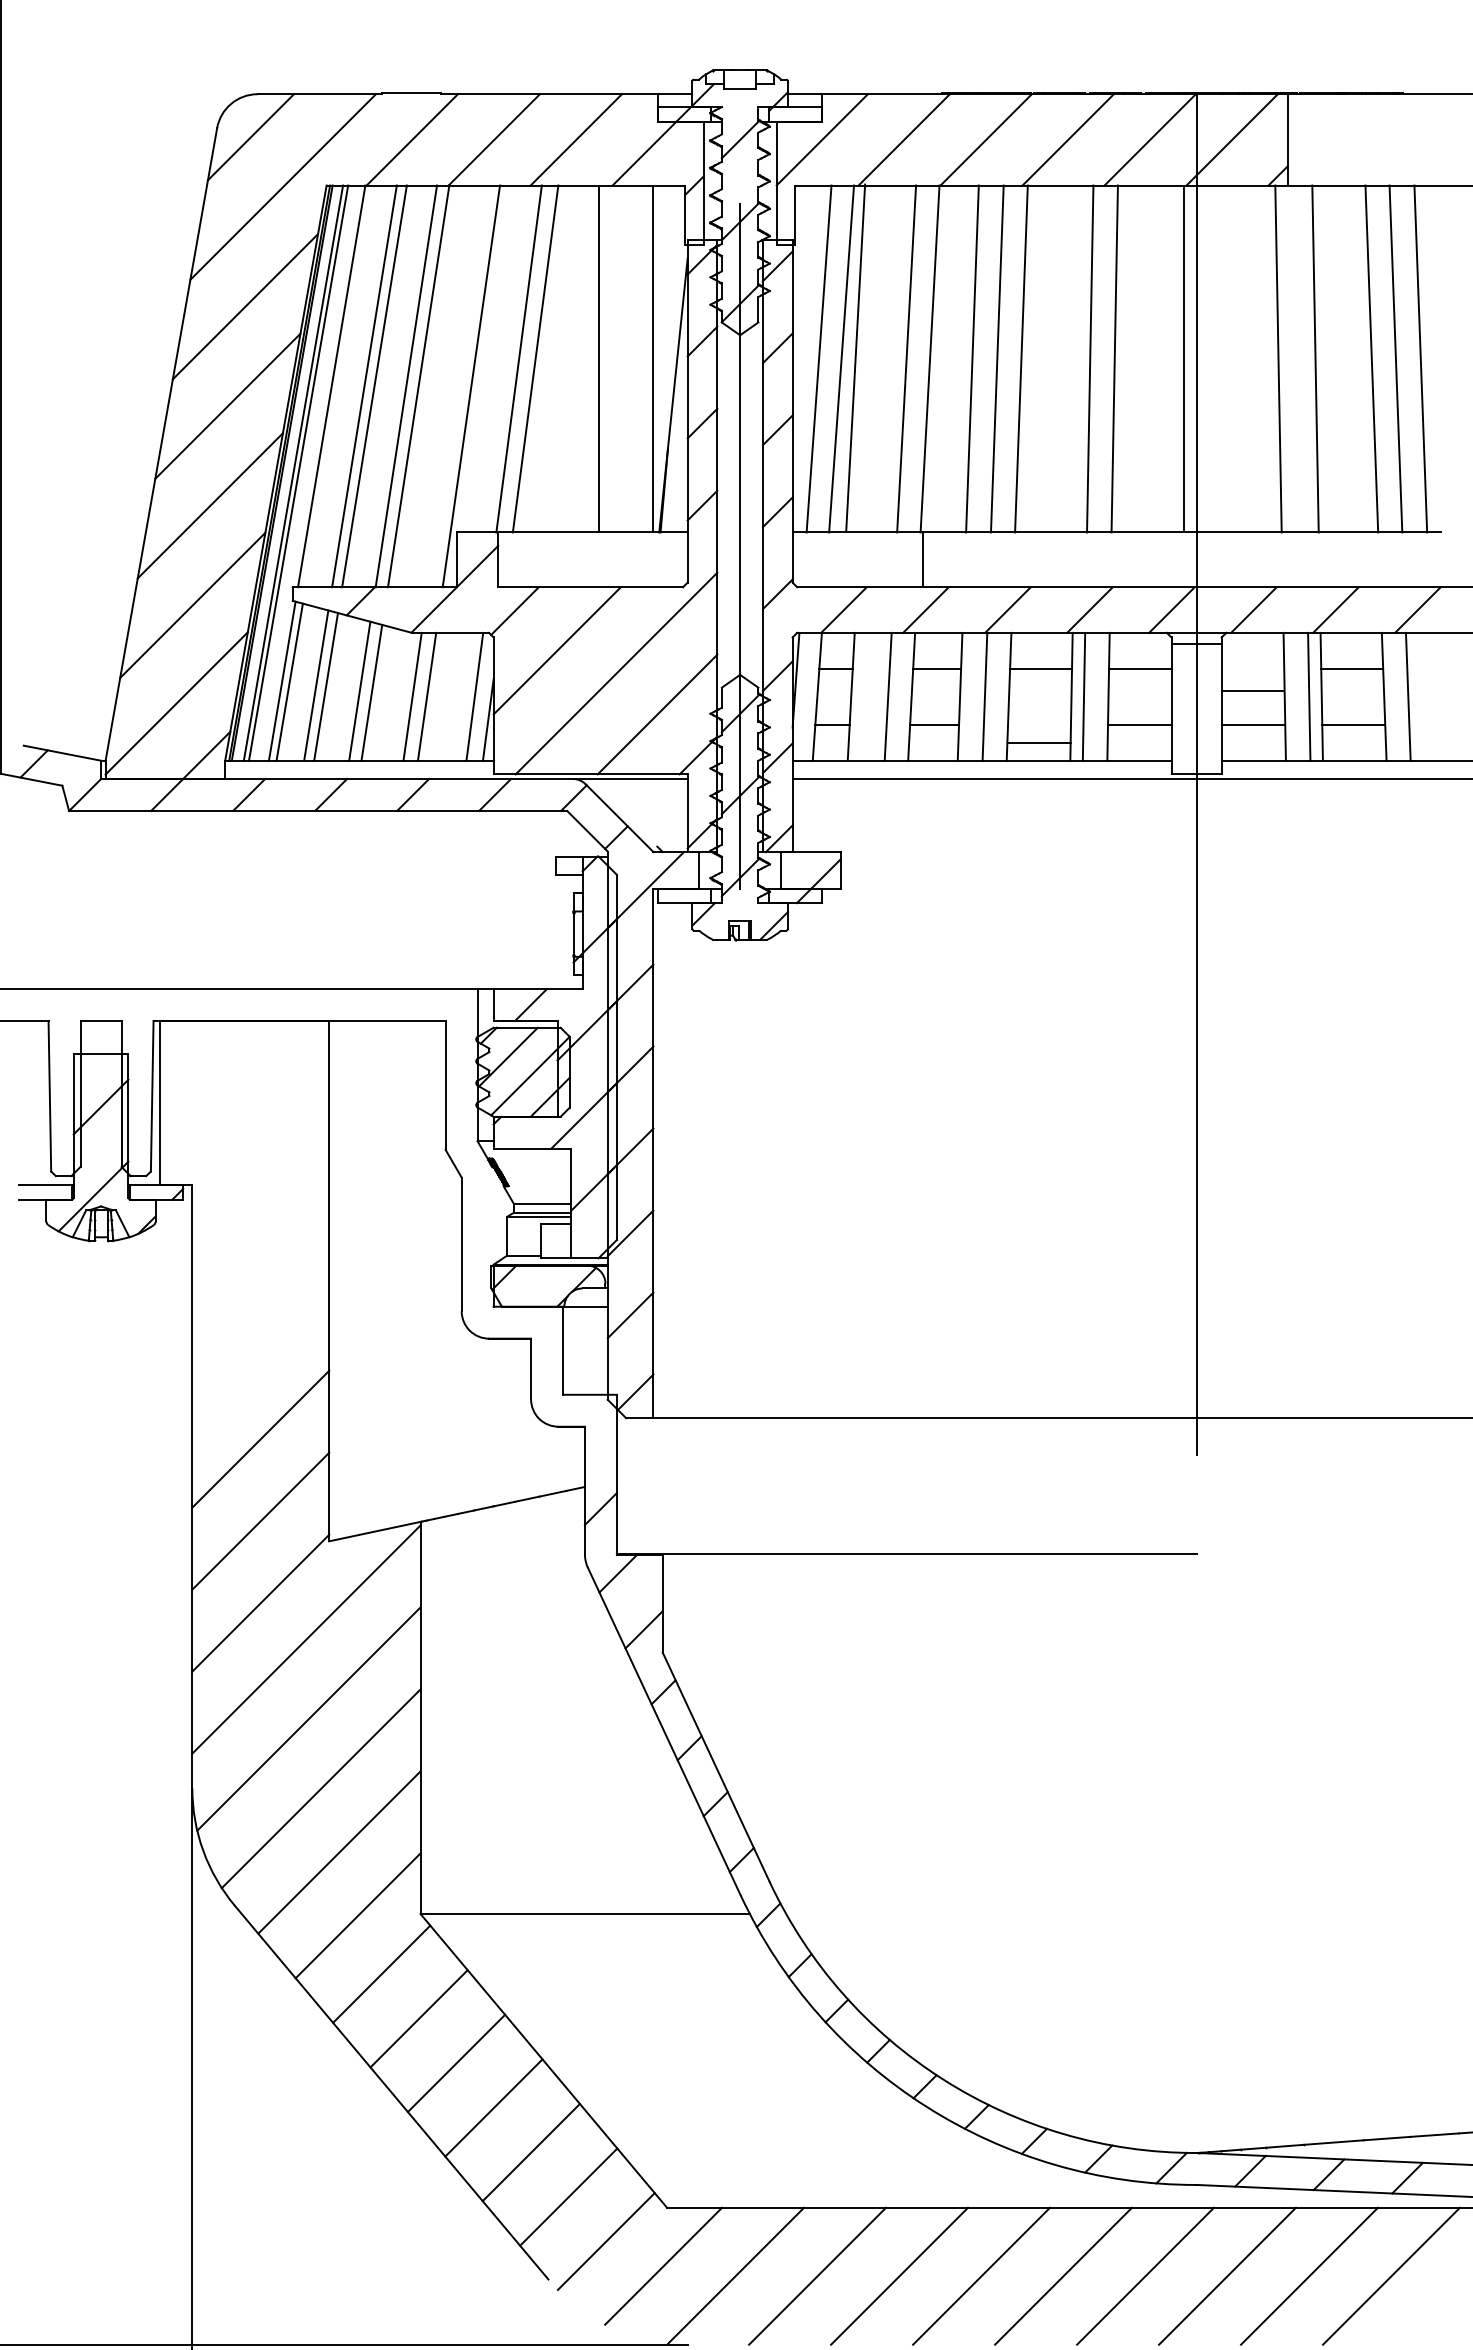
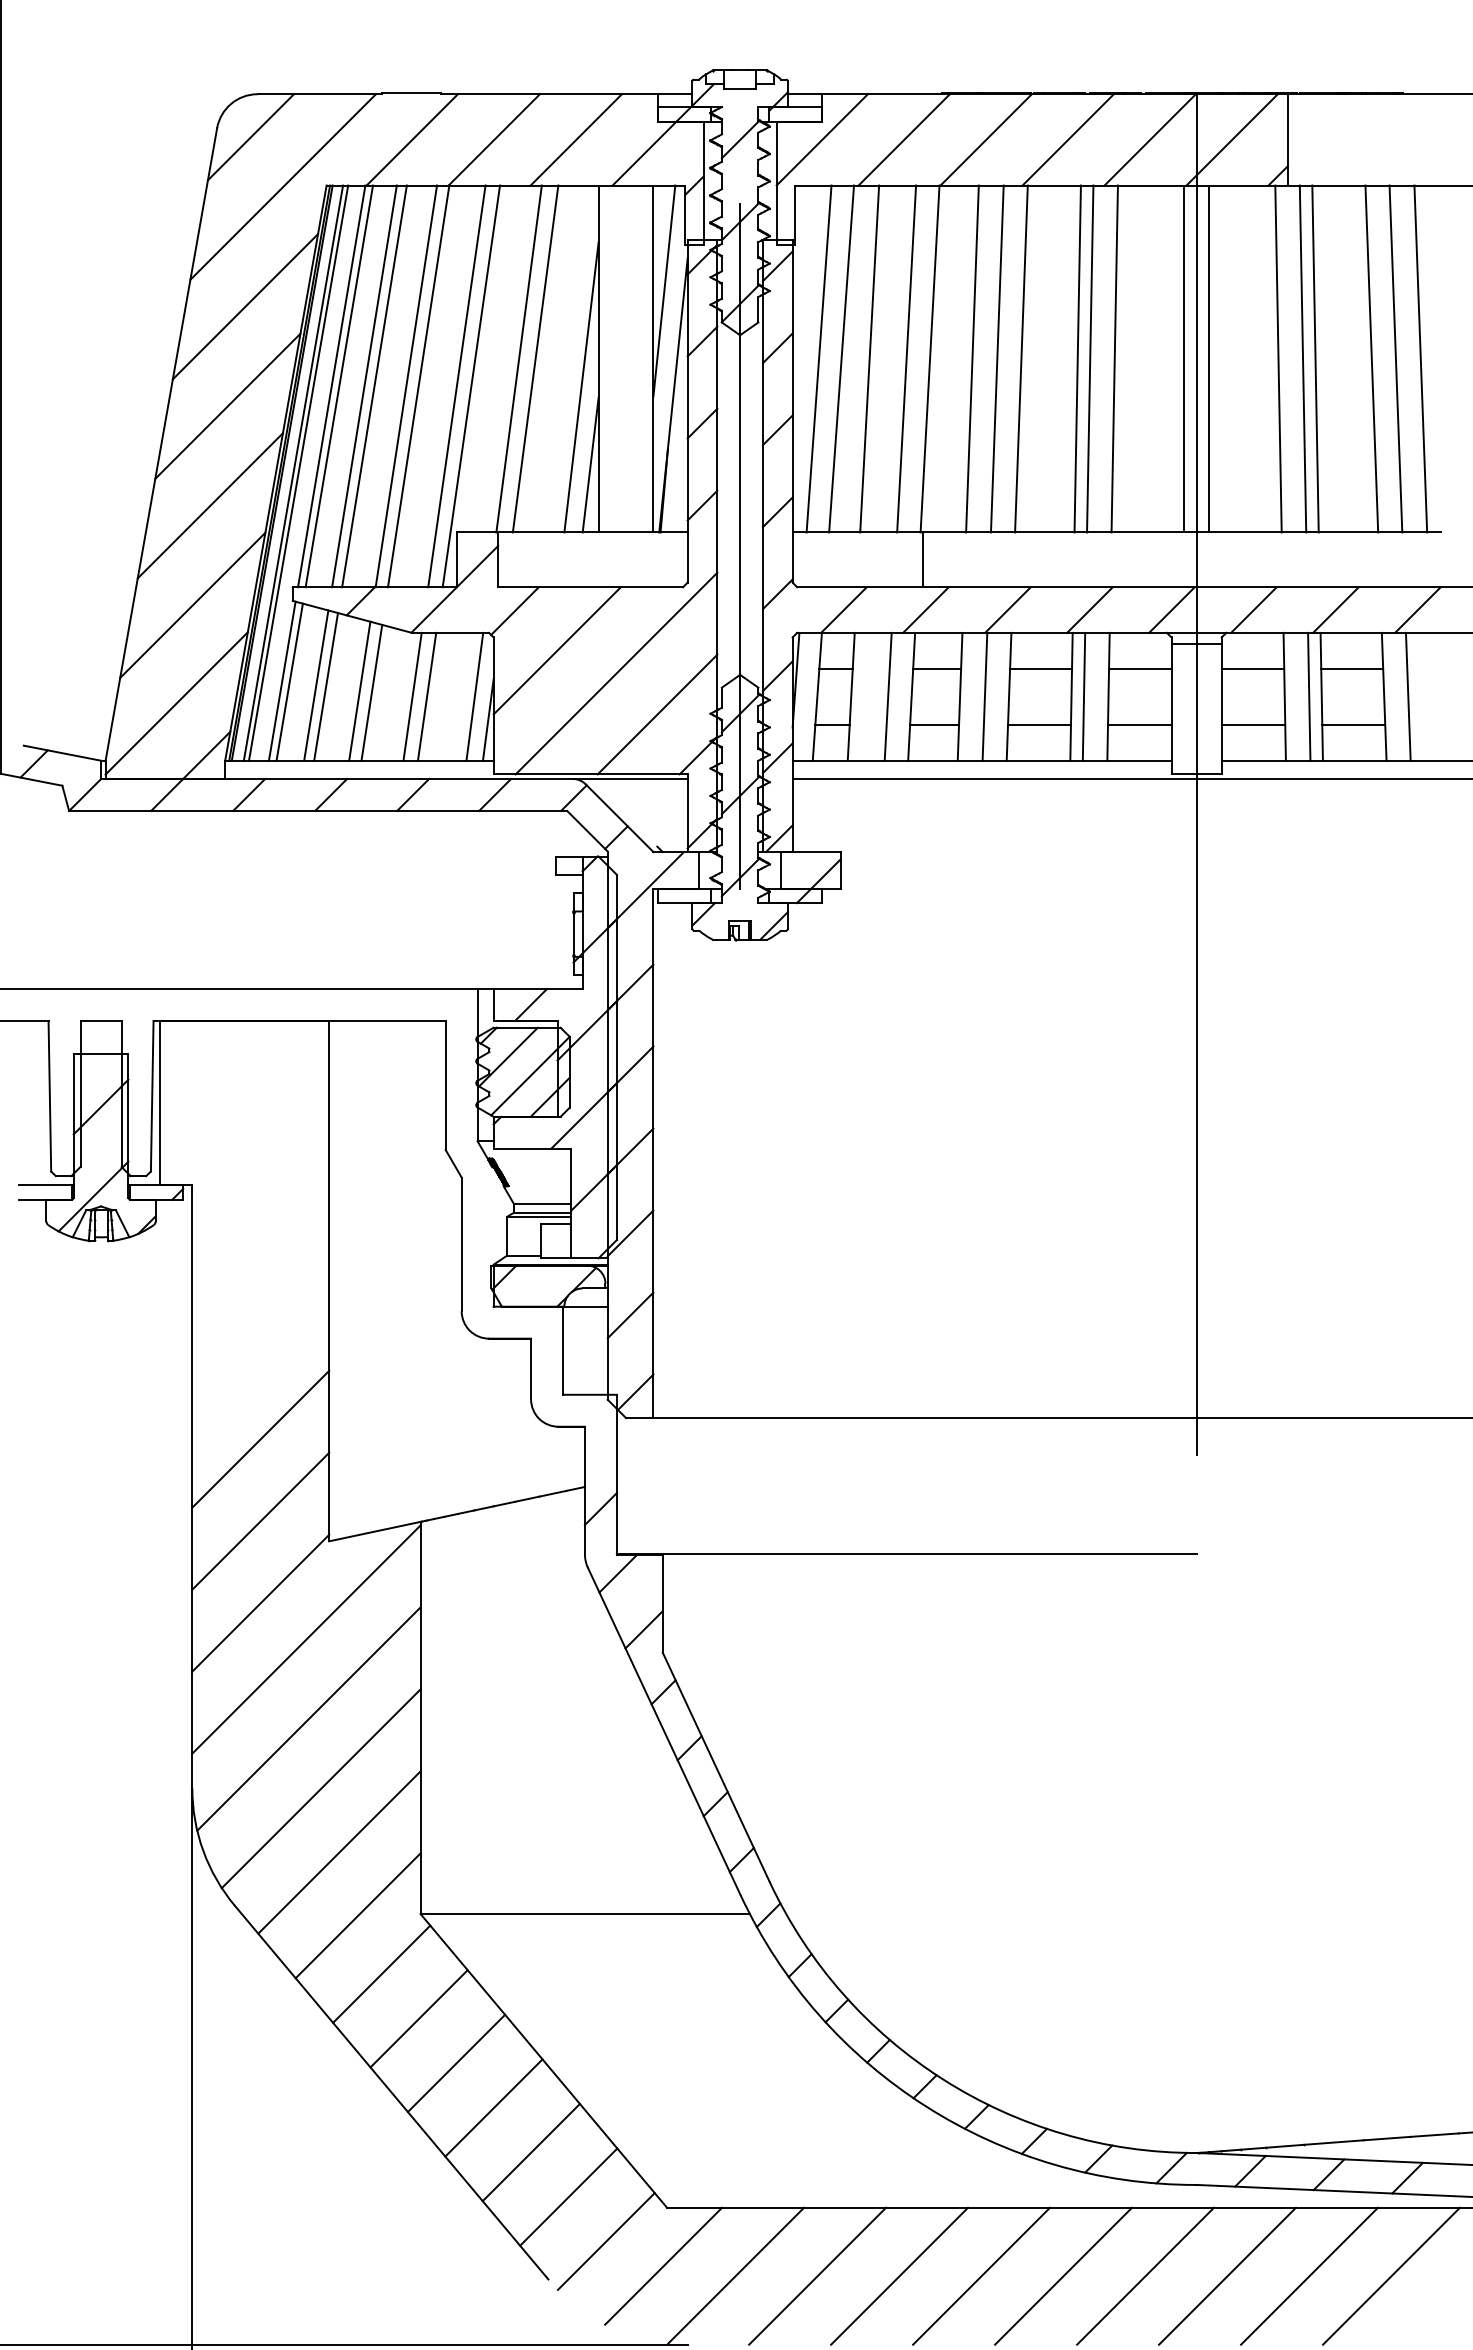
line: none -> present (664, 290)
line position: (855, 357) -> (869, 358) (869, 358)
line: none -> present (1077, 358)
line: none -> present (1208, 358)
line: none -> present (1302, 358)
line: none -> present (339, 386)
line: none -> present (456, 386)
line: none -> present (581, 387)
line: none -> present (590, 464)
line position: (1252, 691) -> (1252, 669) (1252, 669)
line position: (1039, 743) -> (1039, 725) (1039, 725)
